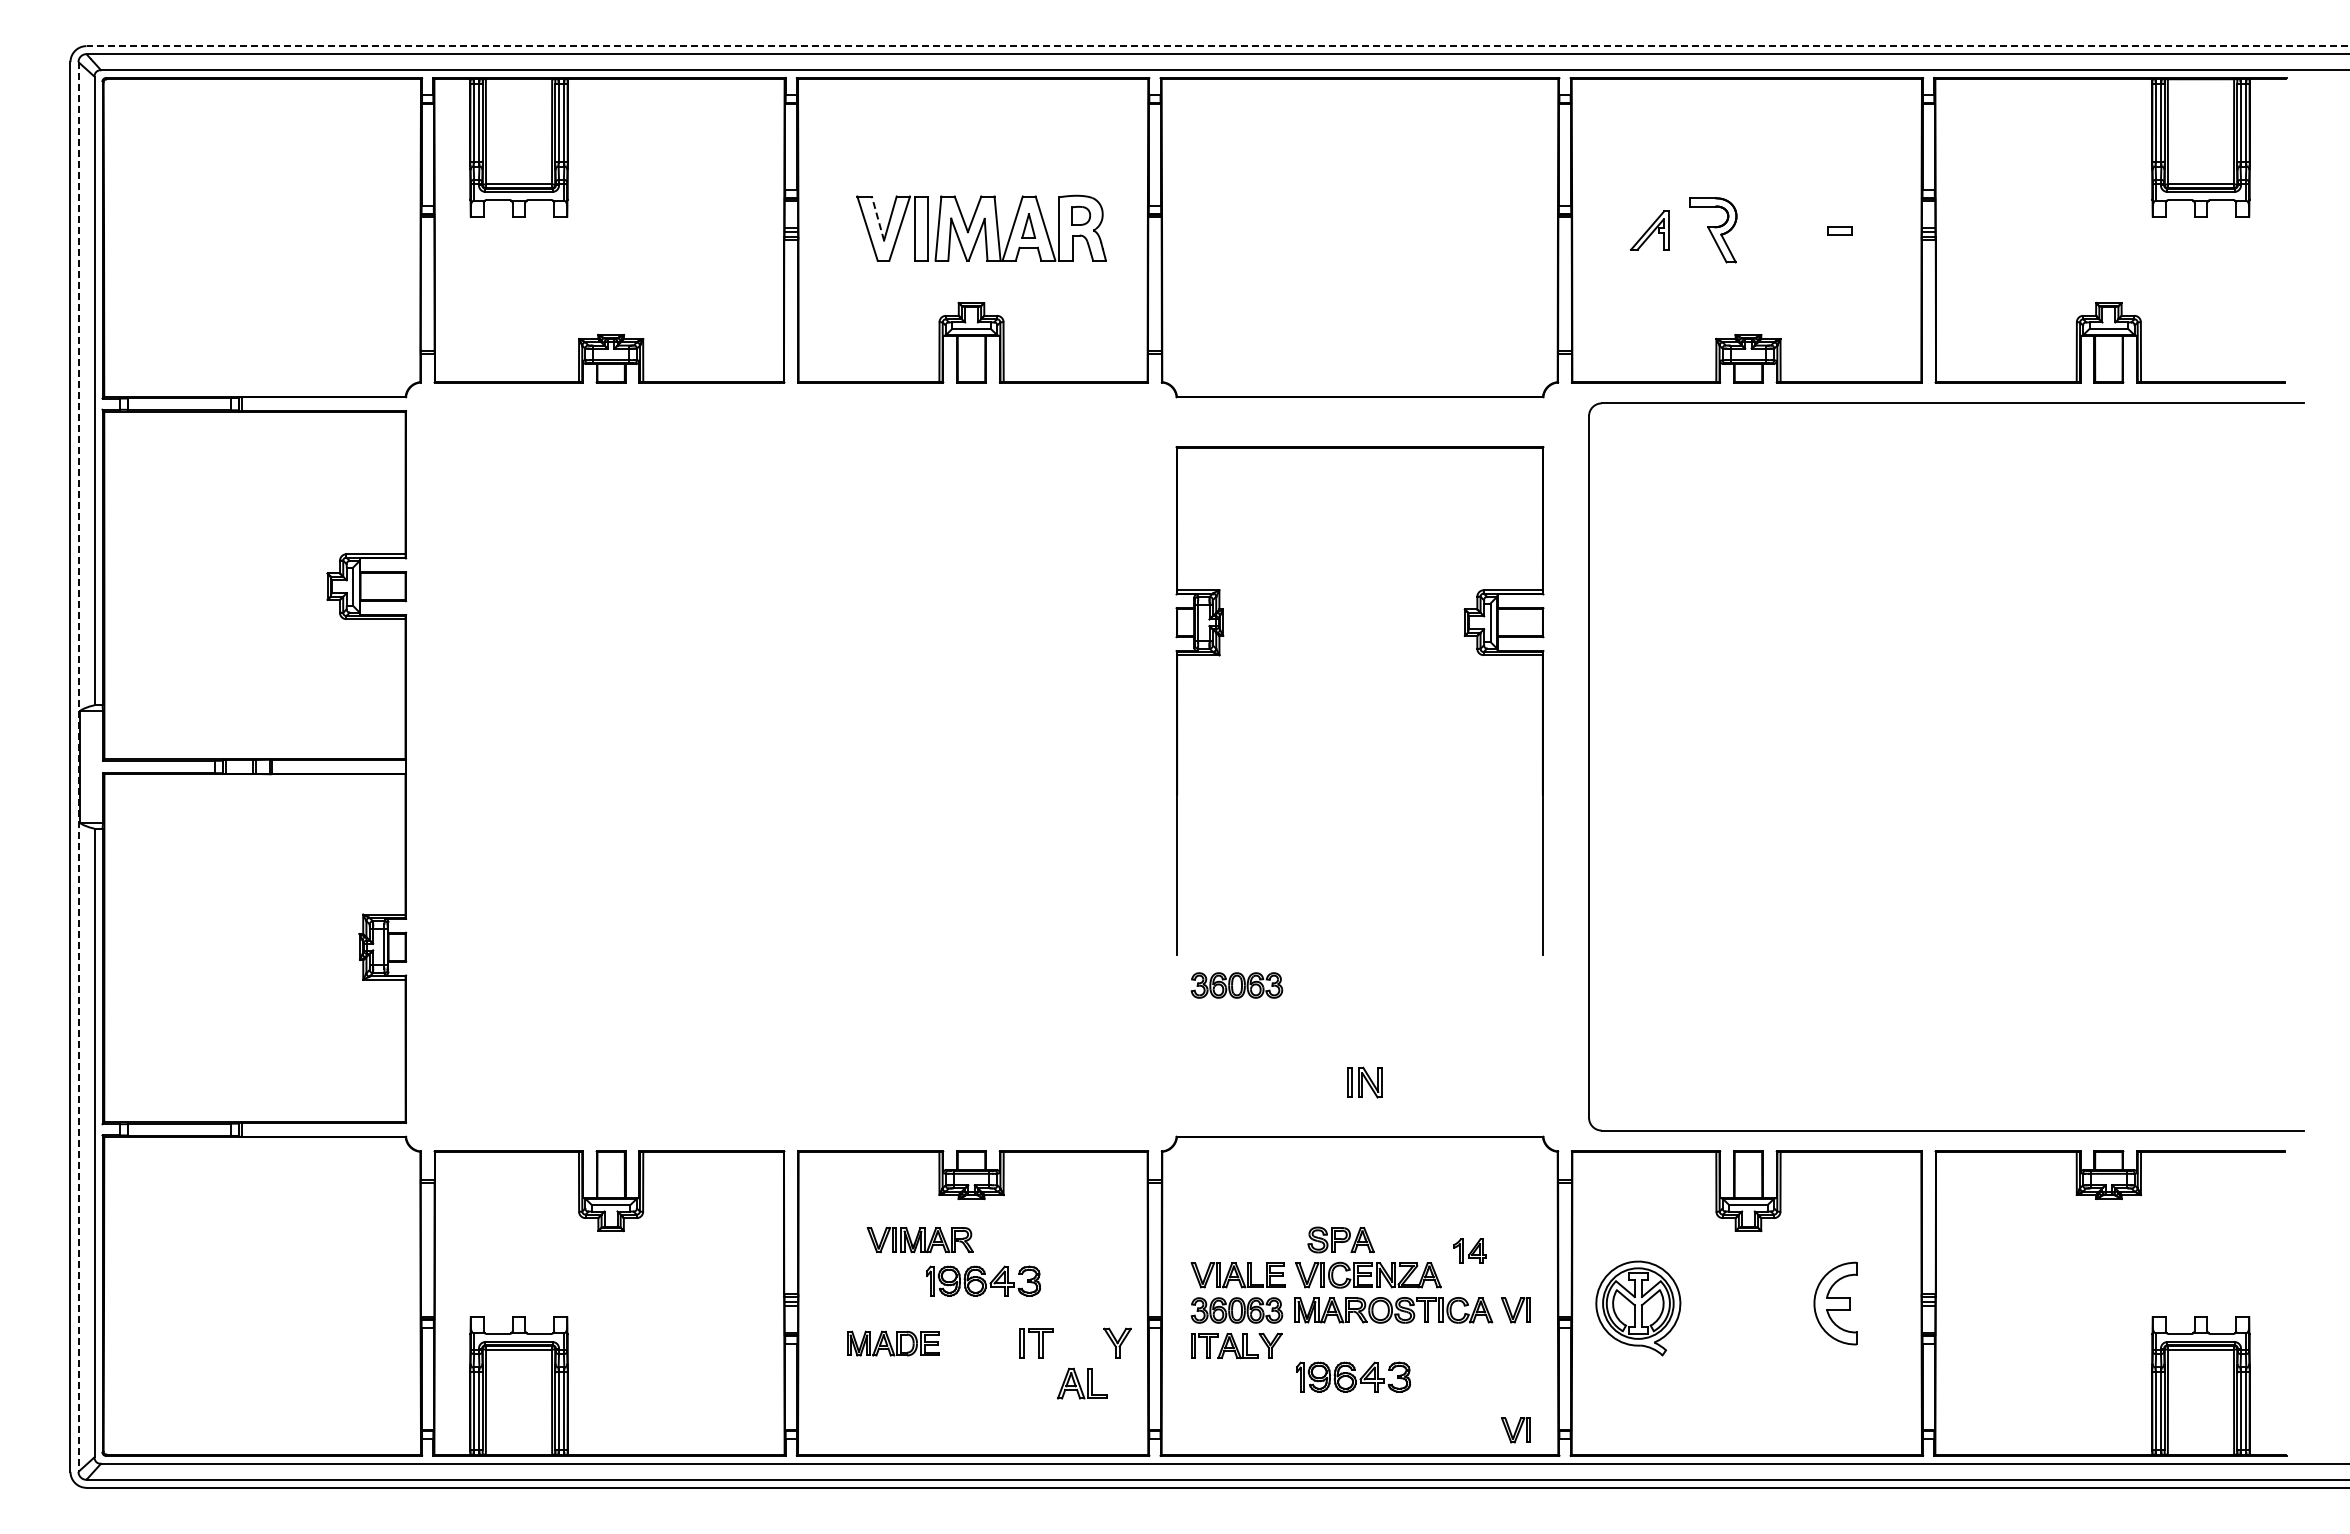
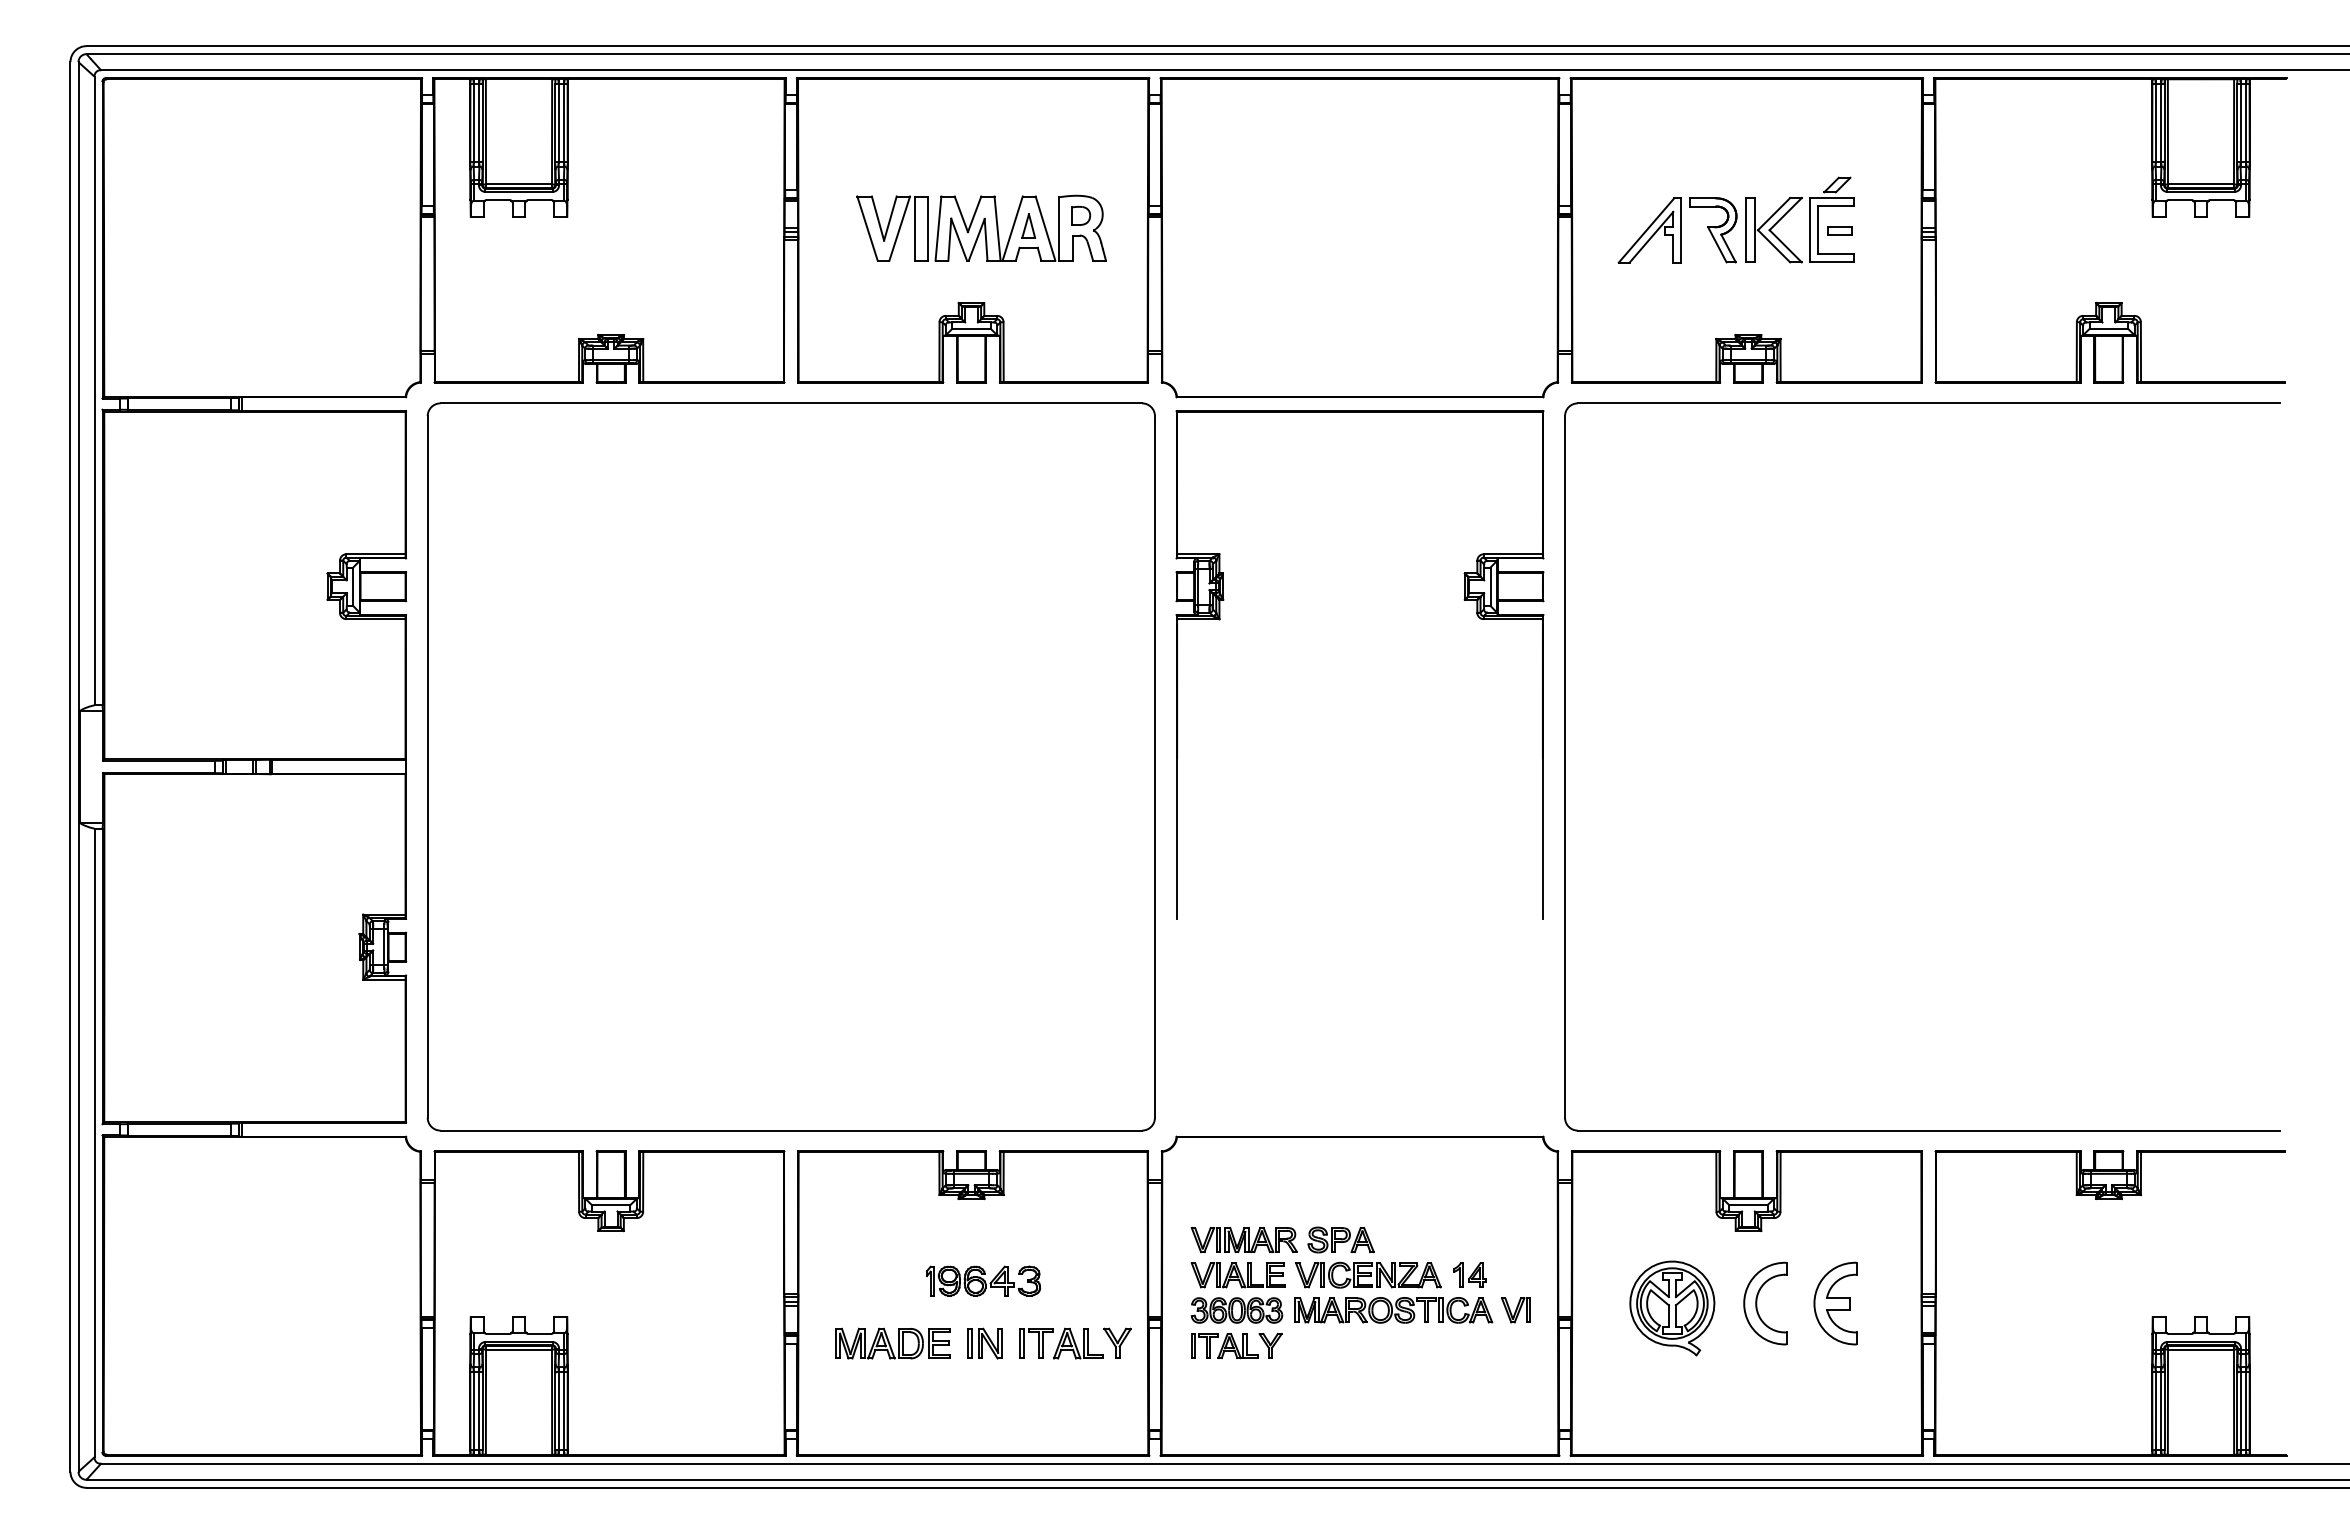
line: dashed -> solid (1218, 46)
line: dashed -> solid (878, 218)
part: none -> present (1809, 219)
part size: 40x41 px -> 65x67 px (1649, 230)
part position: (1463, 635) -> (1463, 599) (1463, 599)
part: none -> present (790, 766)
part position: (1589, 766) -> (1565, 766) (1565, 766)
line: dashed -> solid (78, 767)
part: present -> none (1236, 985)
part position: (1364, 1082) -> (984, 1343) (984, 1343)
part position: (919, 1240) -> (1243, 1240) (1243, 1240)
part position: (1469, 1250) -> (1469, 1274) (1469, 1274)
part: none -> present (1757, 1303)
part position: (1638, 1308) -> (1672, 1308) (1672, 1308)
part size: 93x27 px -> 116x33 px (892, 1343)
part: present -> none (1353, 1376)
part position: (1082, 1383) -> (1078, 1343) (1078, 1343)
part: present -> none (1515, 1430)
